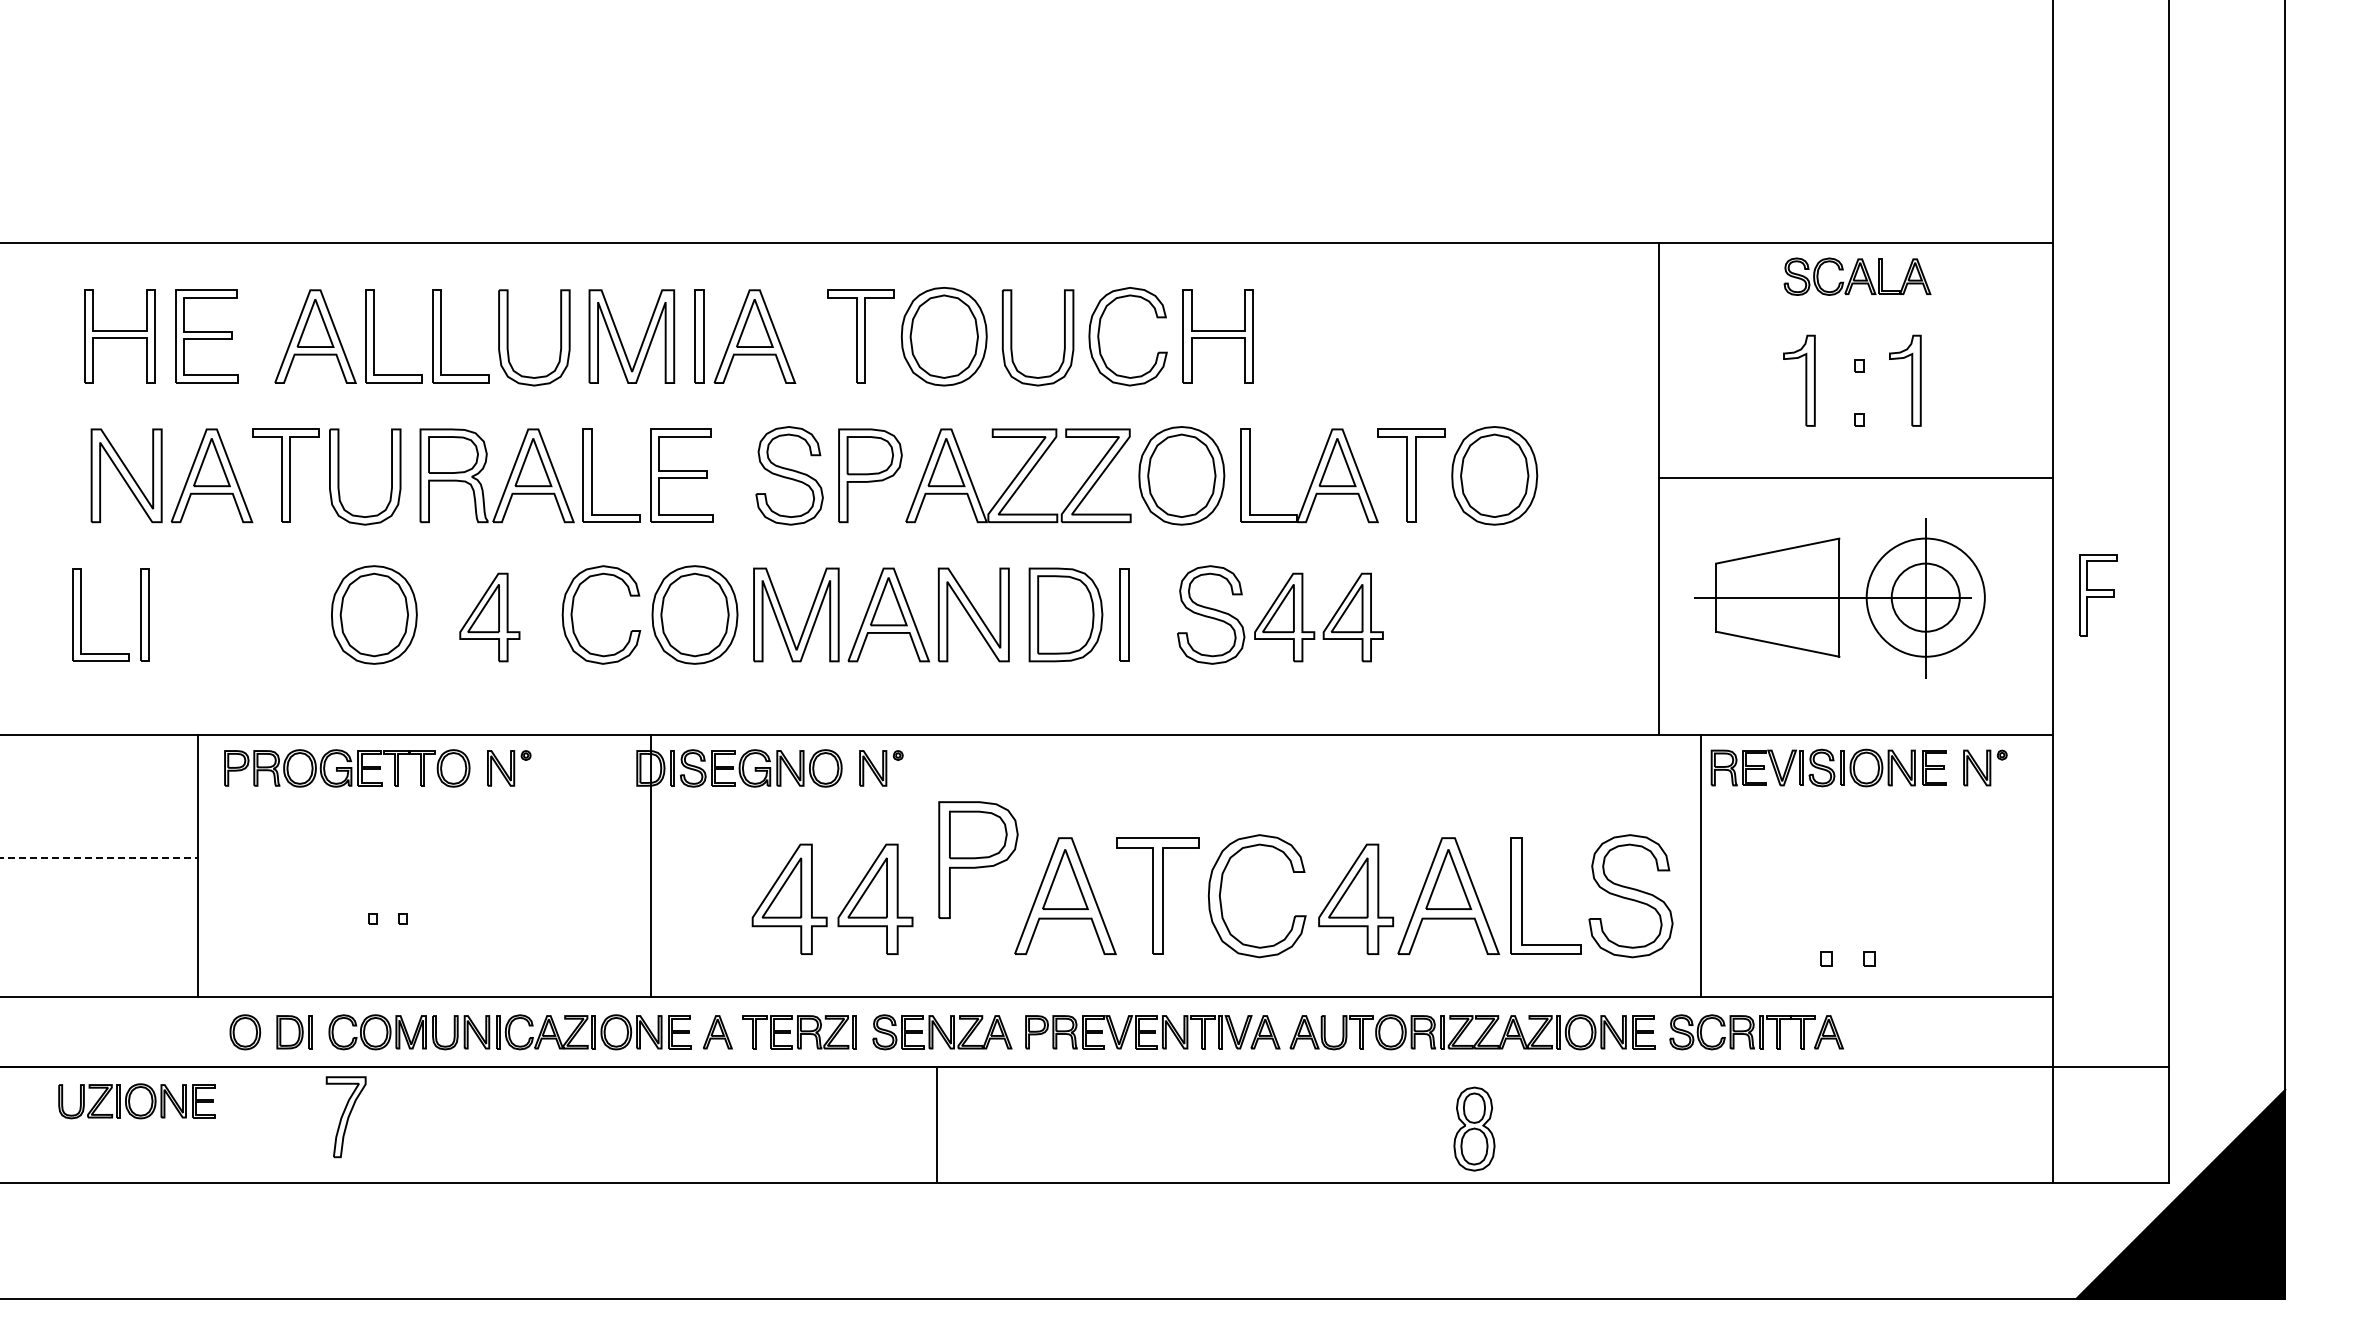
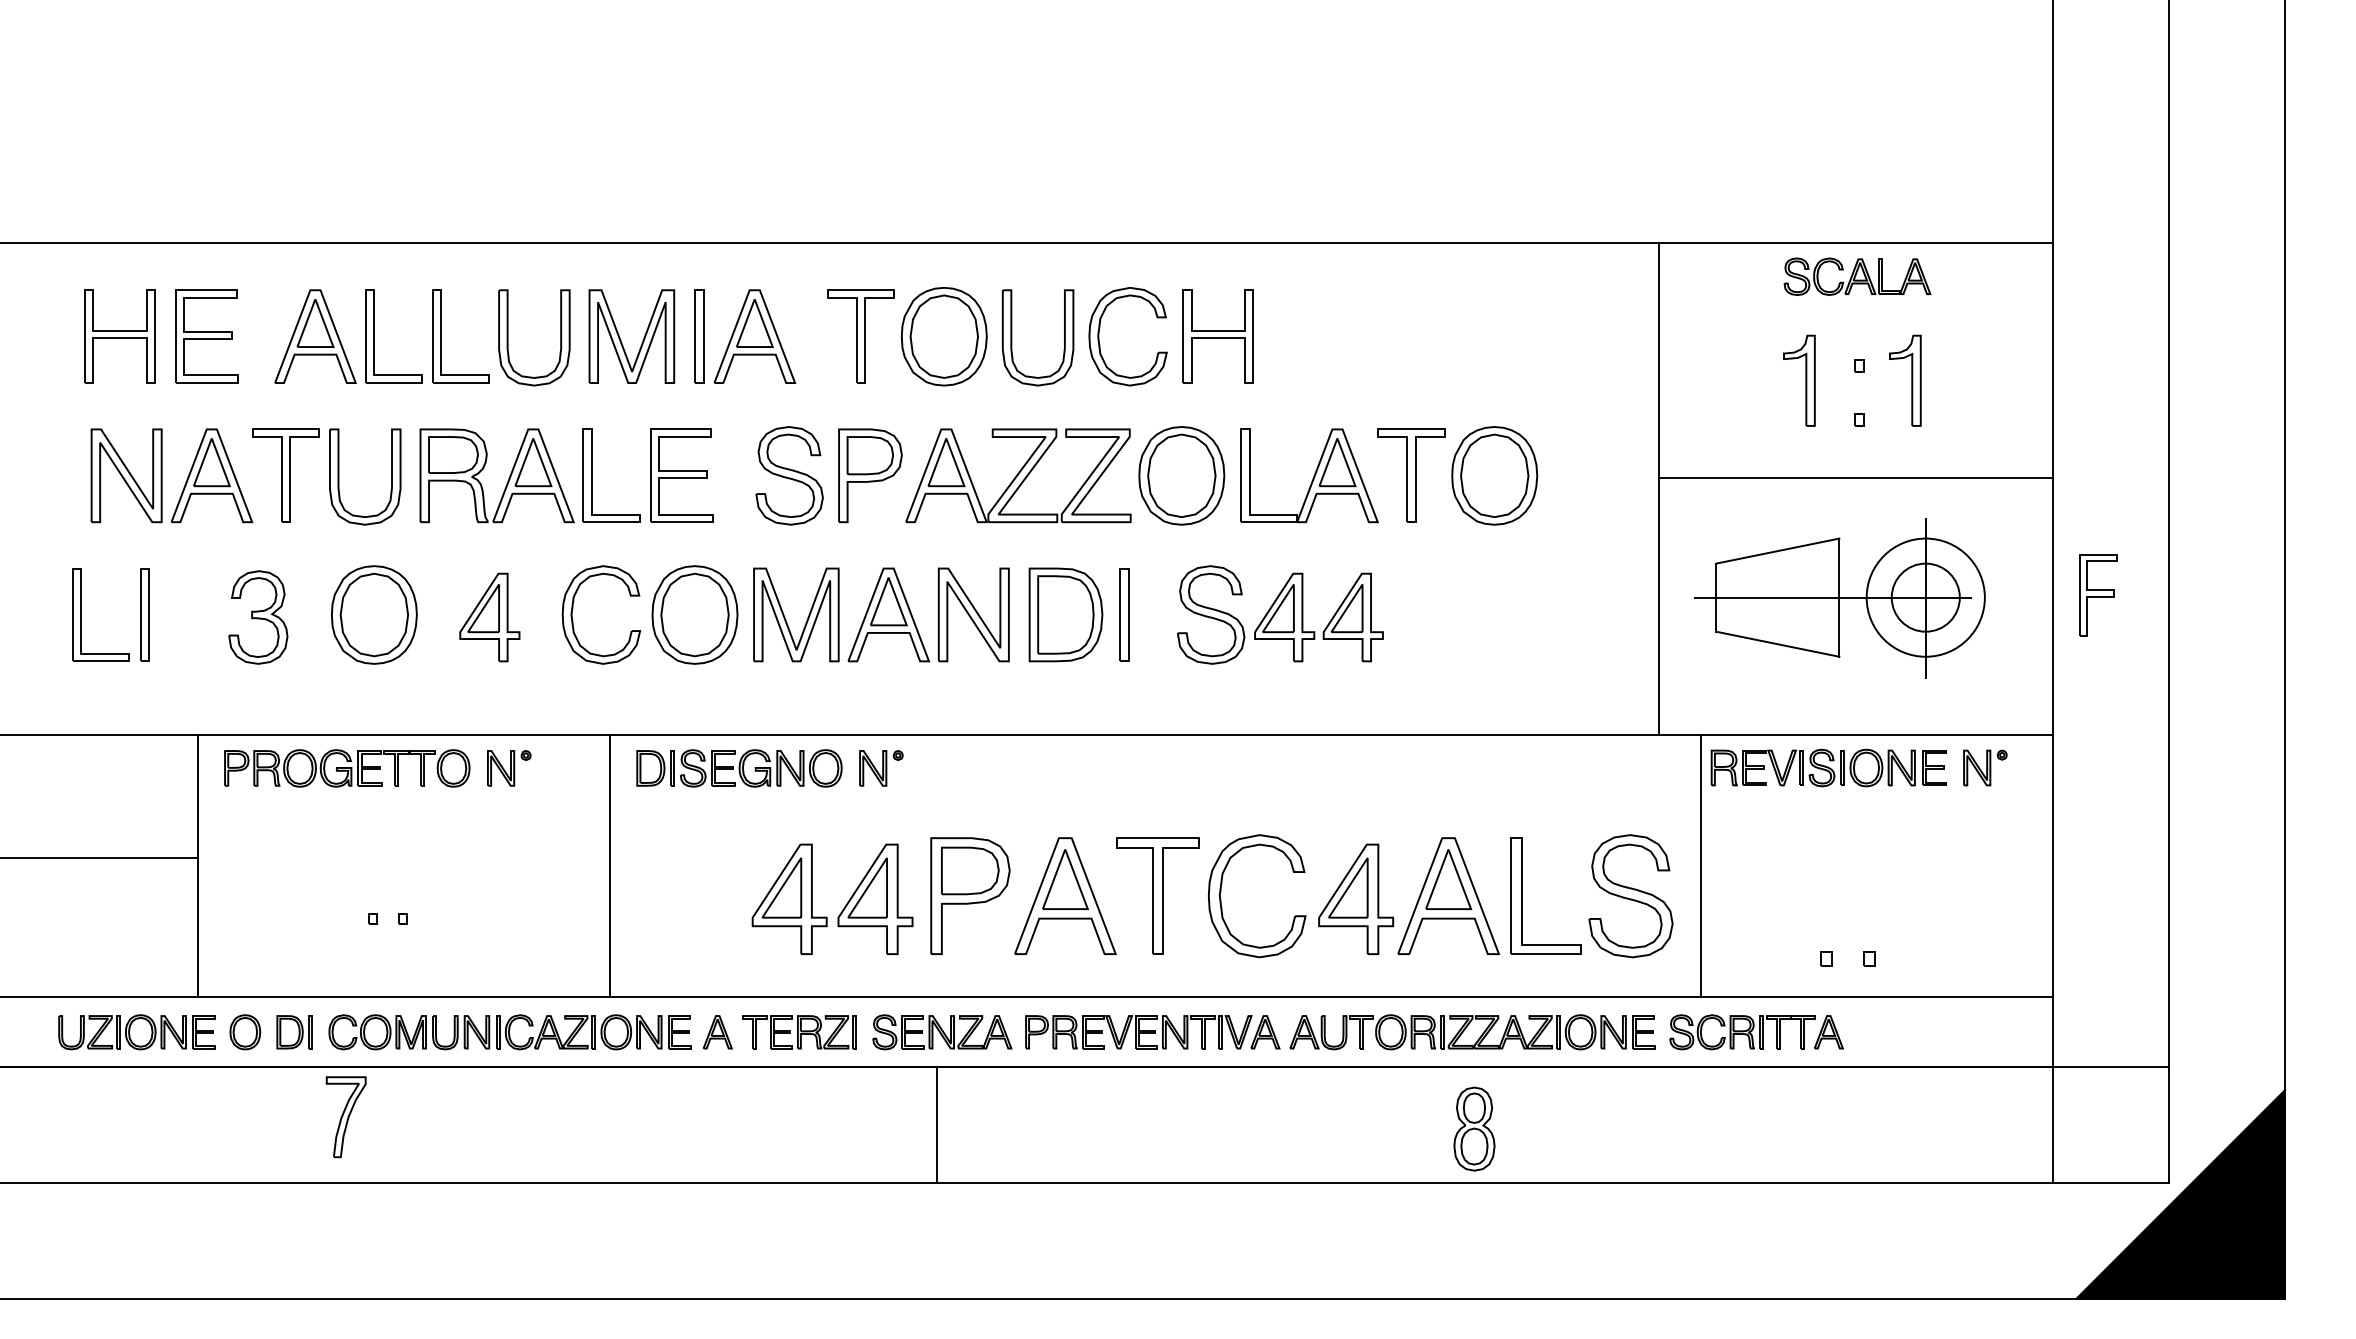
part: none -> present (258, 617)
line: dashed -> solid (99, 857)
part position: (978, 859) -> (970, 895) (970, 895)
line position: (651, 866) -> (610, 866) (610, 866)
part position: (136, 1101) -> (136, 1032) (136, 1032)
